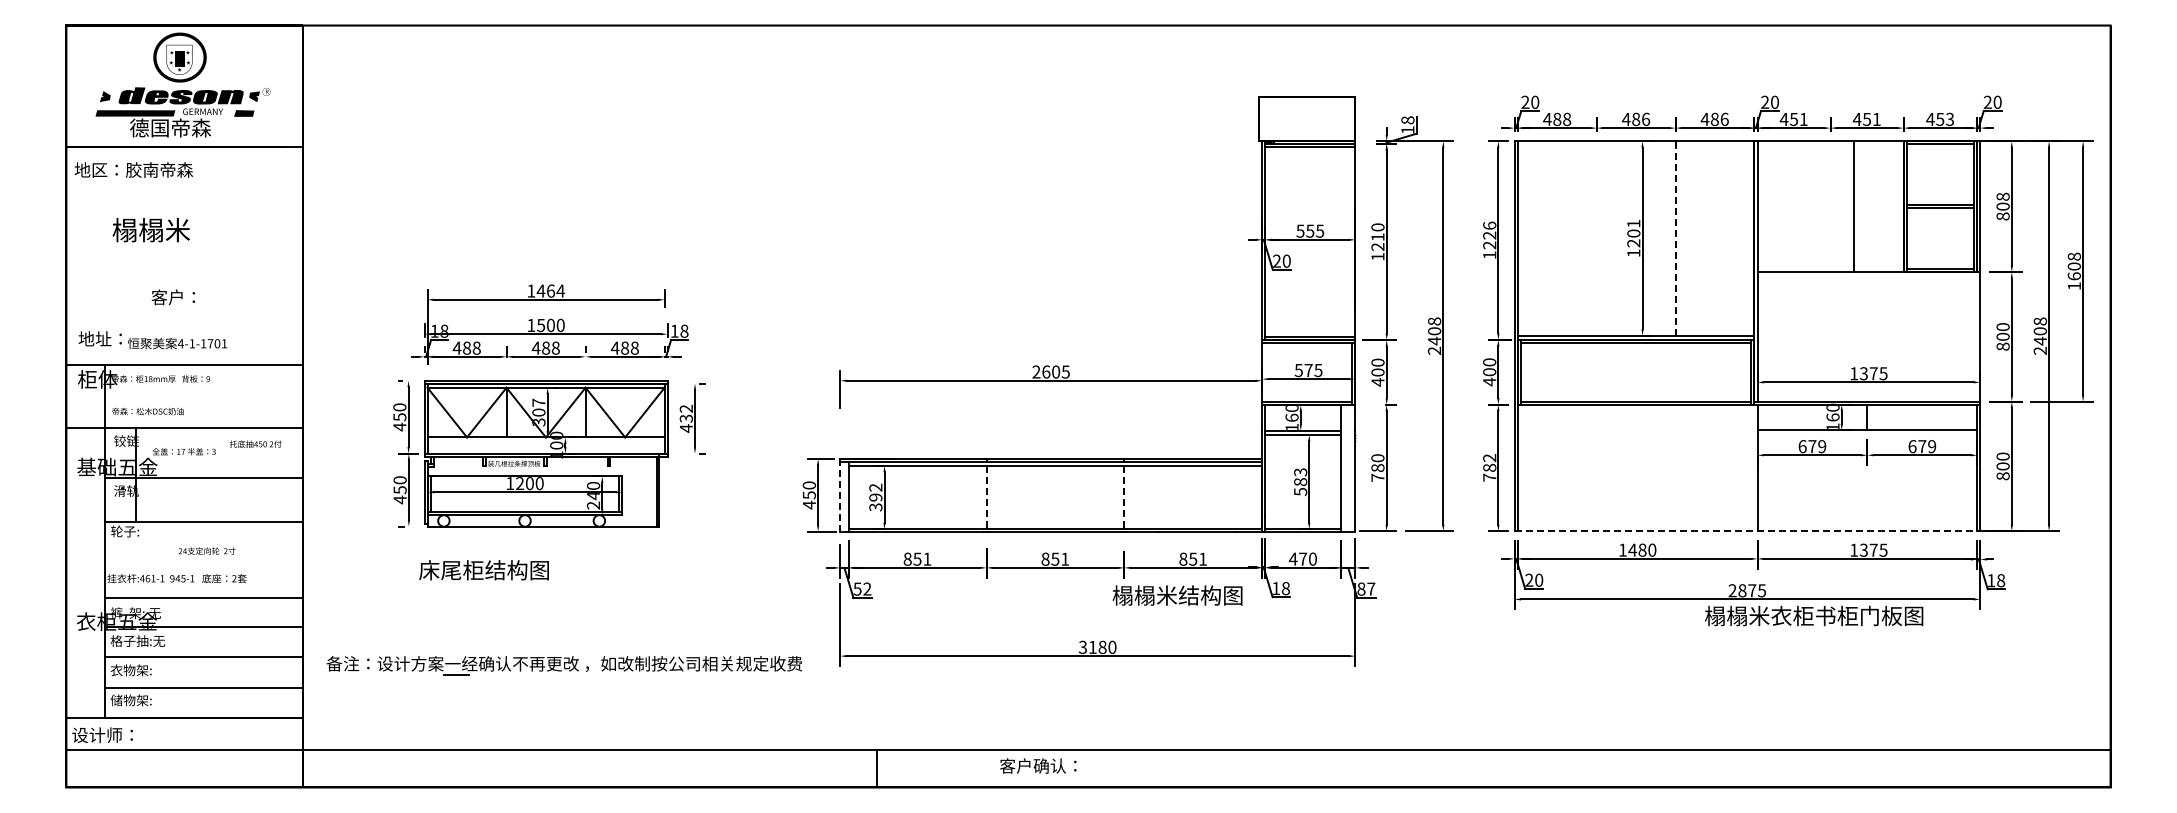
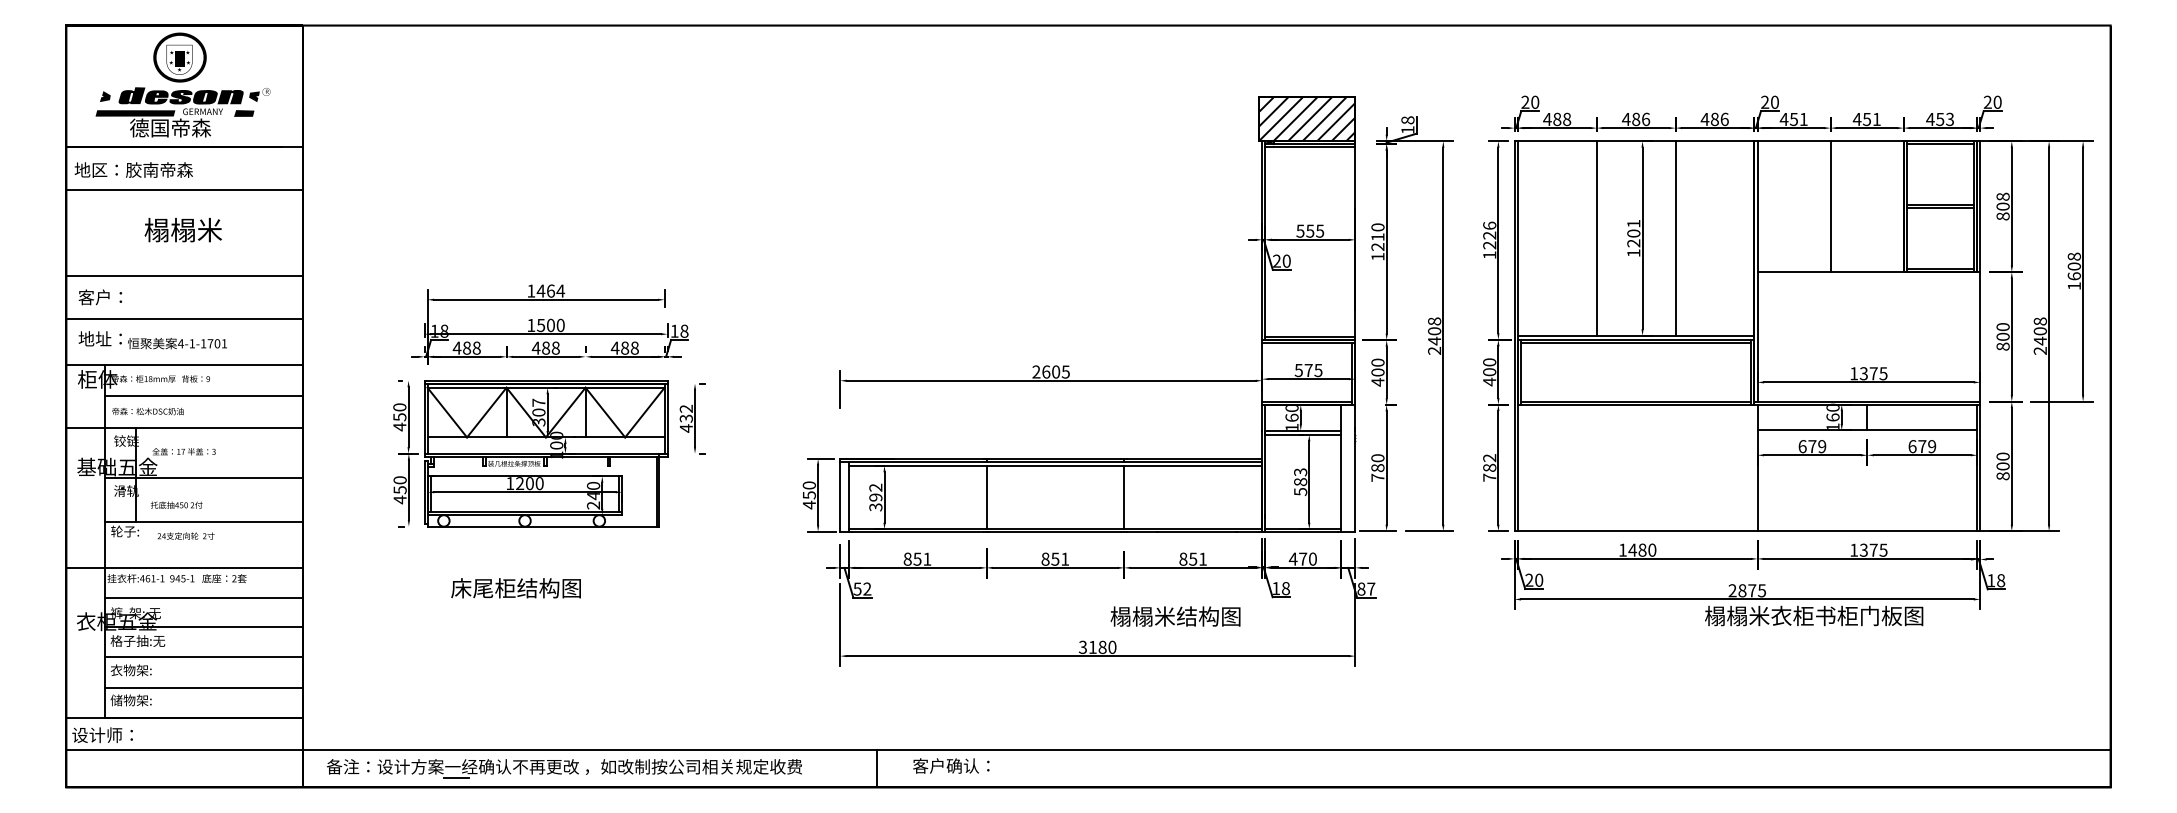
hatch: none -> present (1306, 119)
line: none -> present (184, 189)
line position: (1853, 206) -> (1830, 206) (1830, 206)
text position: (150, 230) -> (182, 230) (182, 230)
line: dashed -> solid (1675, 237)
line: none -> present (1596, 238)
line: none -> present (184, 275)
text position: (173, 297) -> (100, 297) (100, 297)
line: none -> present (184, 319)
line: none -> present (203, 395)
text position: (255, 443) -> (176, 504) (176, 504)
line: dashed -> solid (840, 494)
line: dashed -> solid (986, 497)
line: dashed -> solid (1124, 497)
line: dashed -> solid (1747, 531)
text position: (206, 550) -> (185, 535) (185, 535)
line: none -> present (184, 567)
text position: (483, 570) -> (515, 588) (515, 588)
text position: (1177, 595) -> (1175, 616) (1175, 616)
part position: (563, 665) -> (563, 768) (563, 768)
text position: (1038, 765) -> (951, 765) (951, 765)
